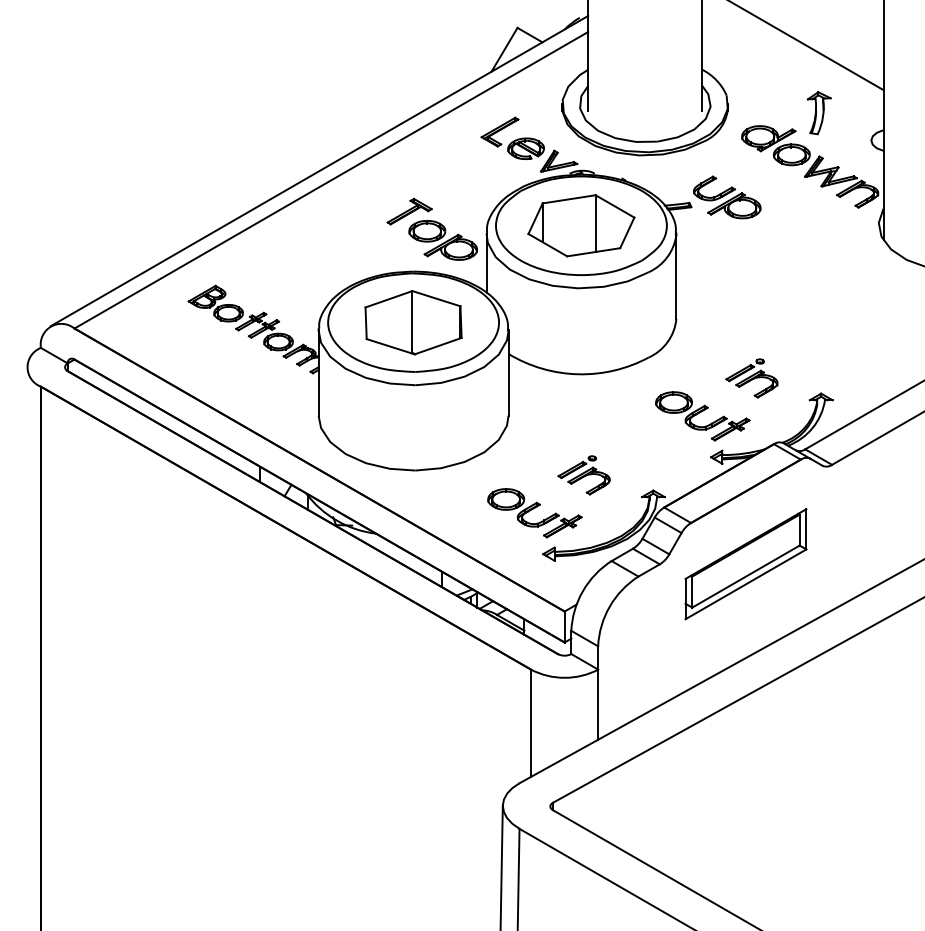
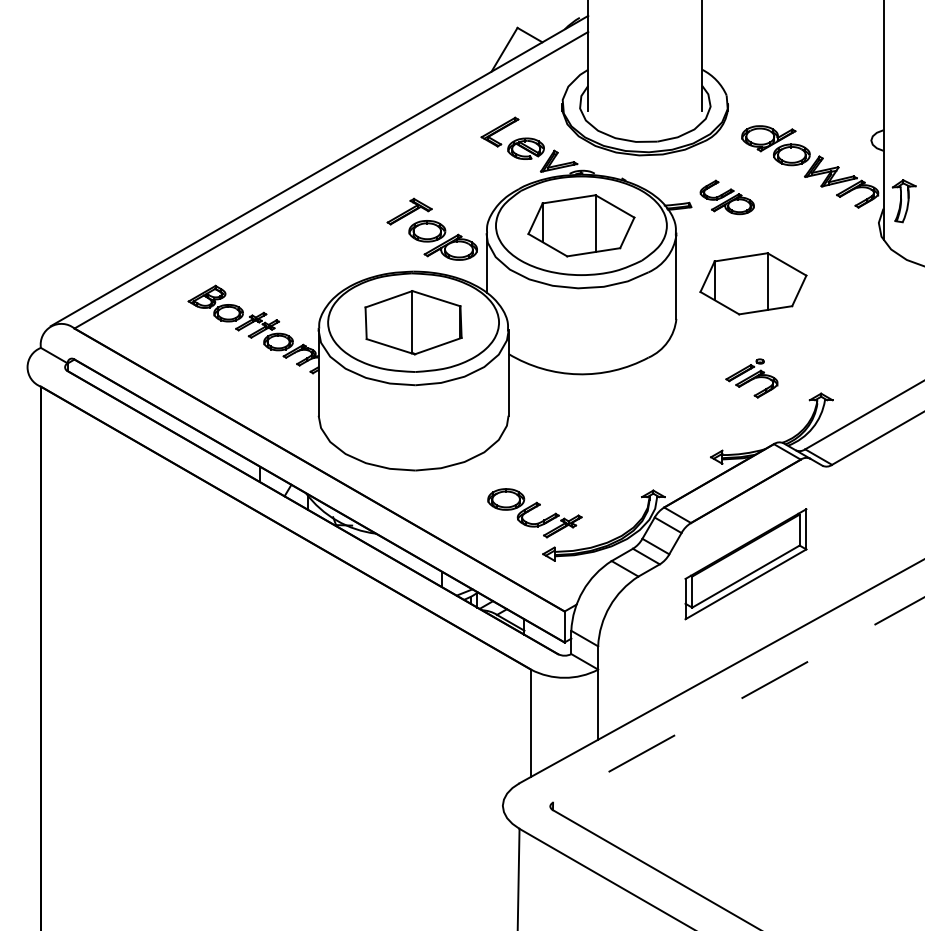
line: present -> none (807, 46)
part position: (818, 113) -> (903, 201) (903, 201)
part size: 69x45 px -> 56x37 px (726, 197)
part: none -> present (753, 283)
part: present -> none (702, 416)
part: present -> none (583, 475)
line: solid -> dashed (738, 700)
line: present -> none (501, 866)
